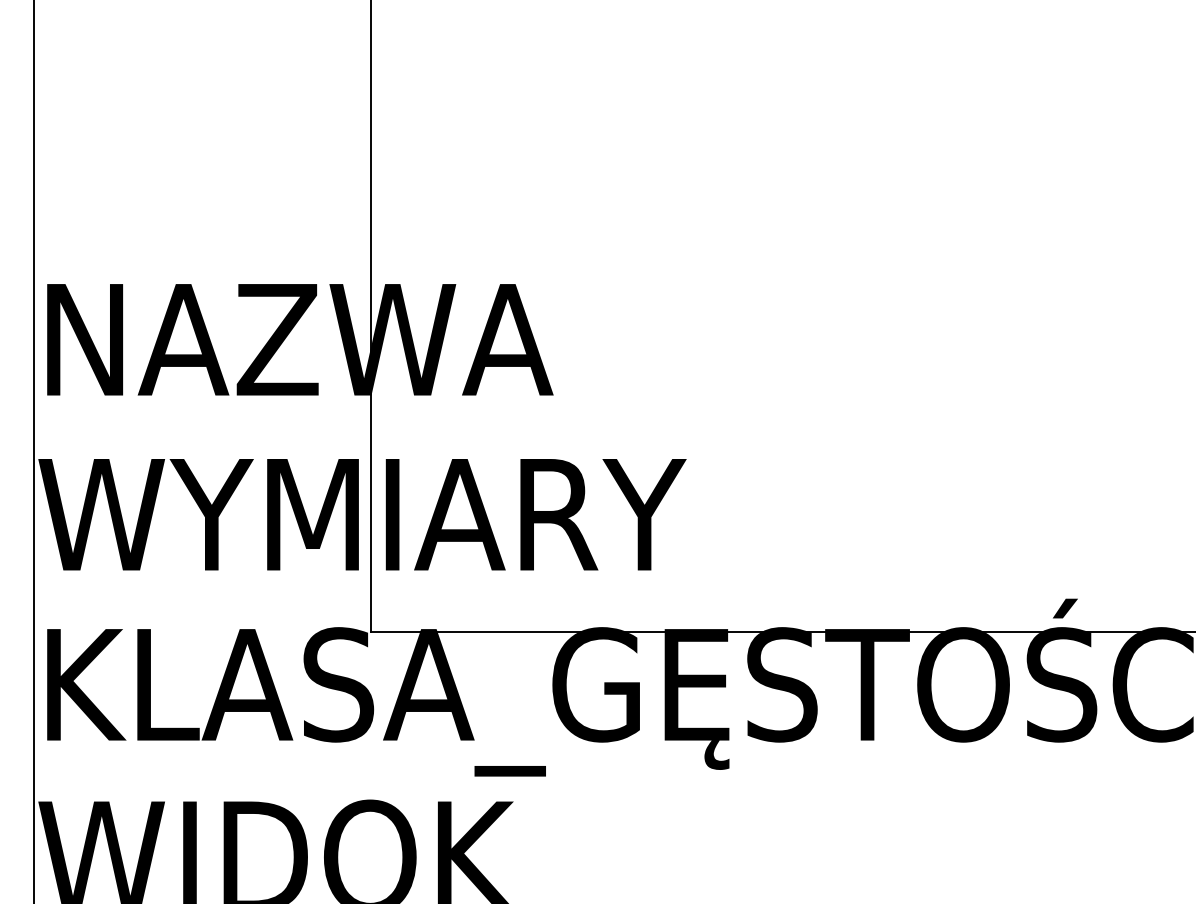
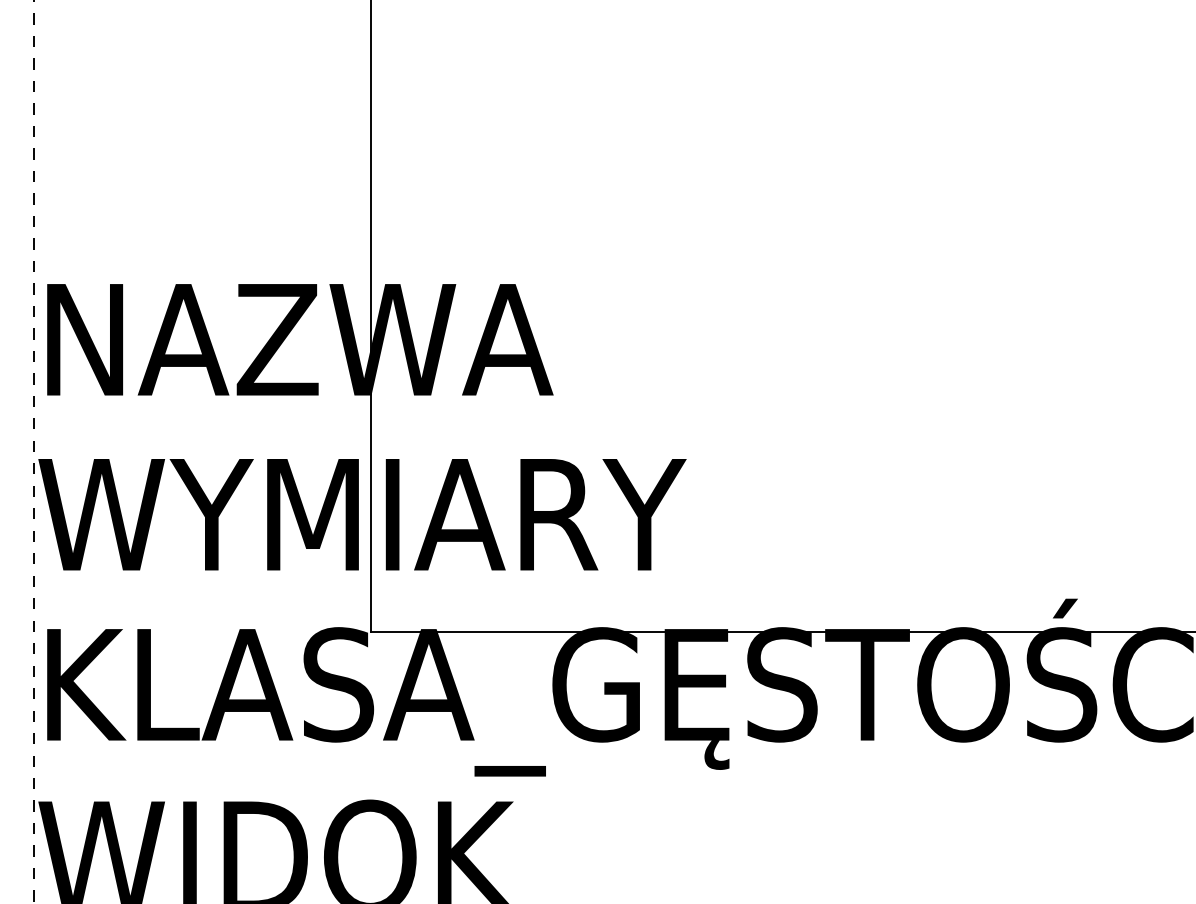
line: solid -> dashed (33, 451)
